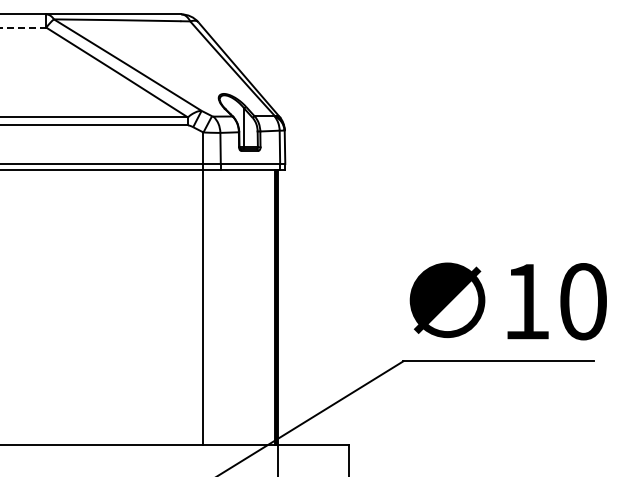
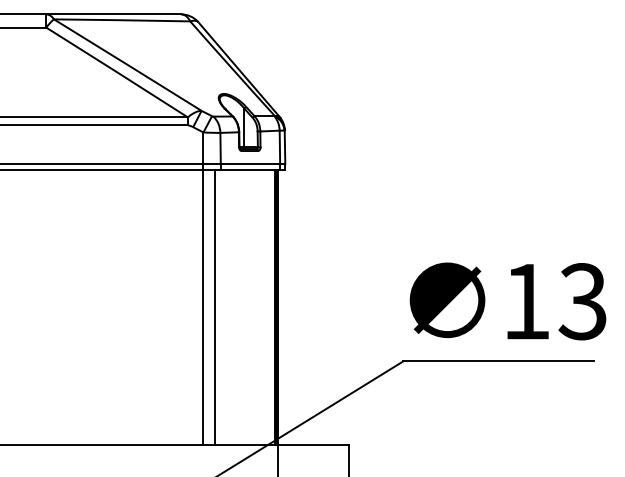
line: dashed -> solid (23, 27)
text: 10 -> 13 (582, 301)
line: none -> present (215, 306)
